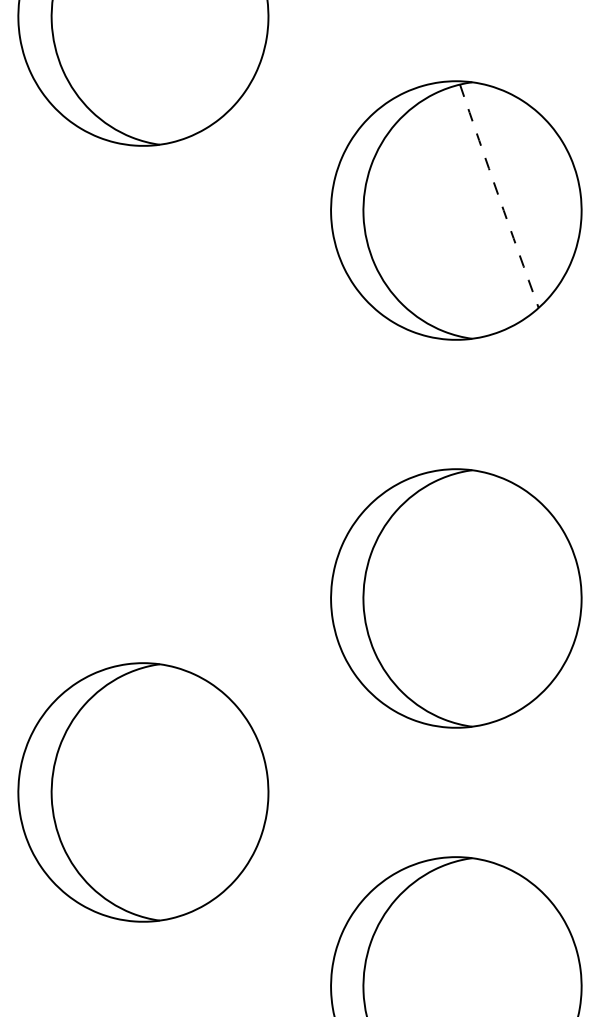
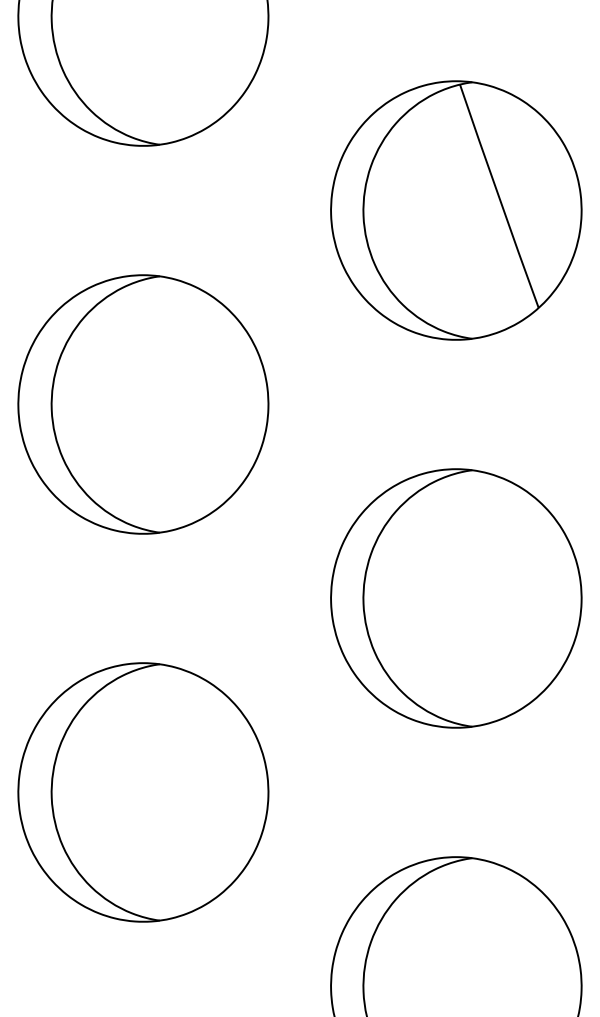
arc: dashed -> solid (498, 196)
part: none -> present (143, 404)
